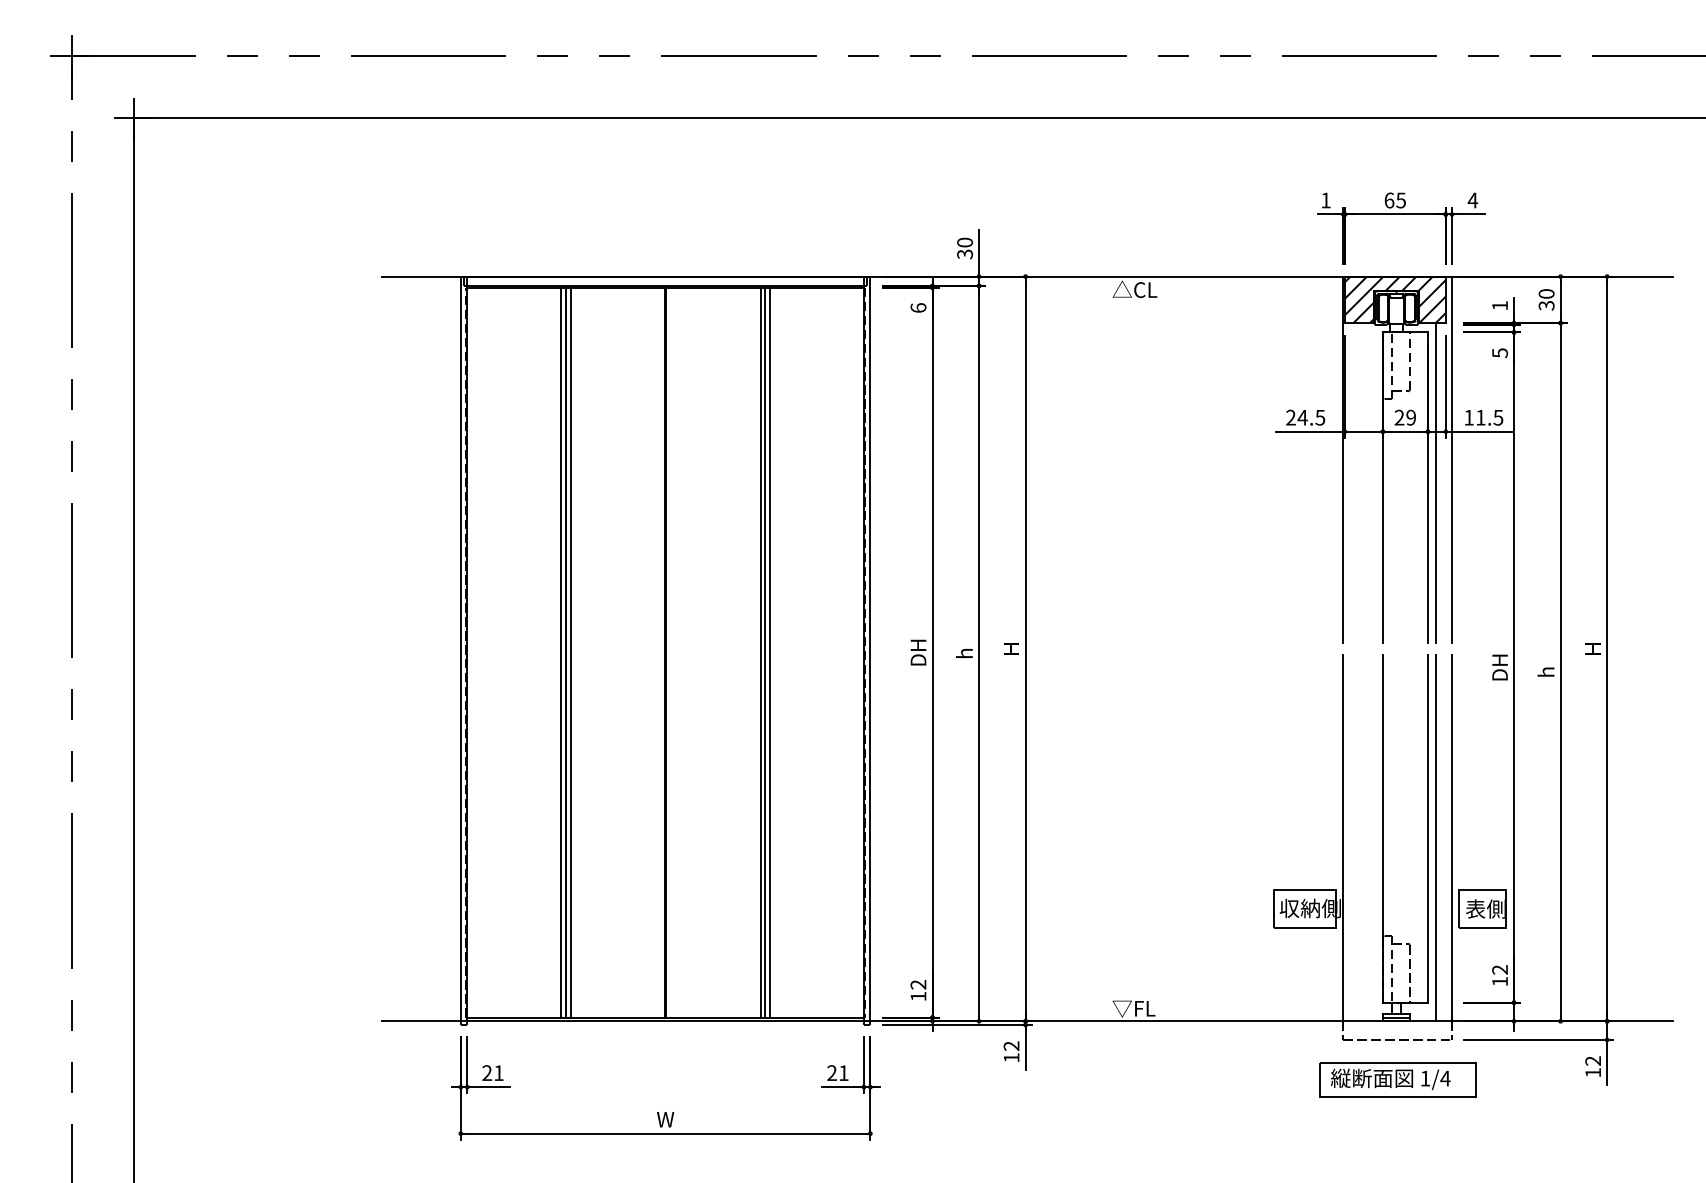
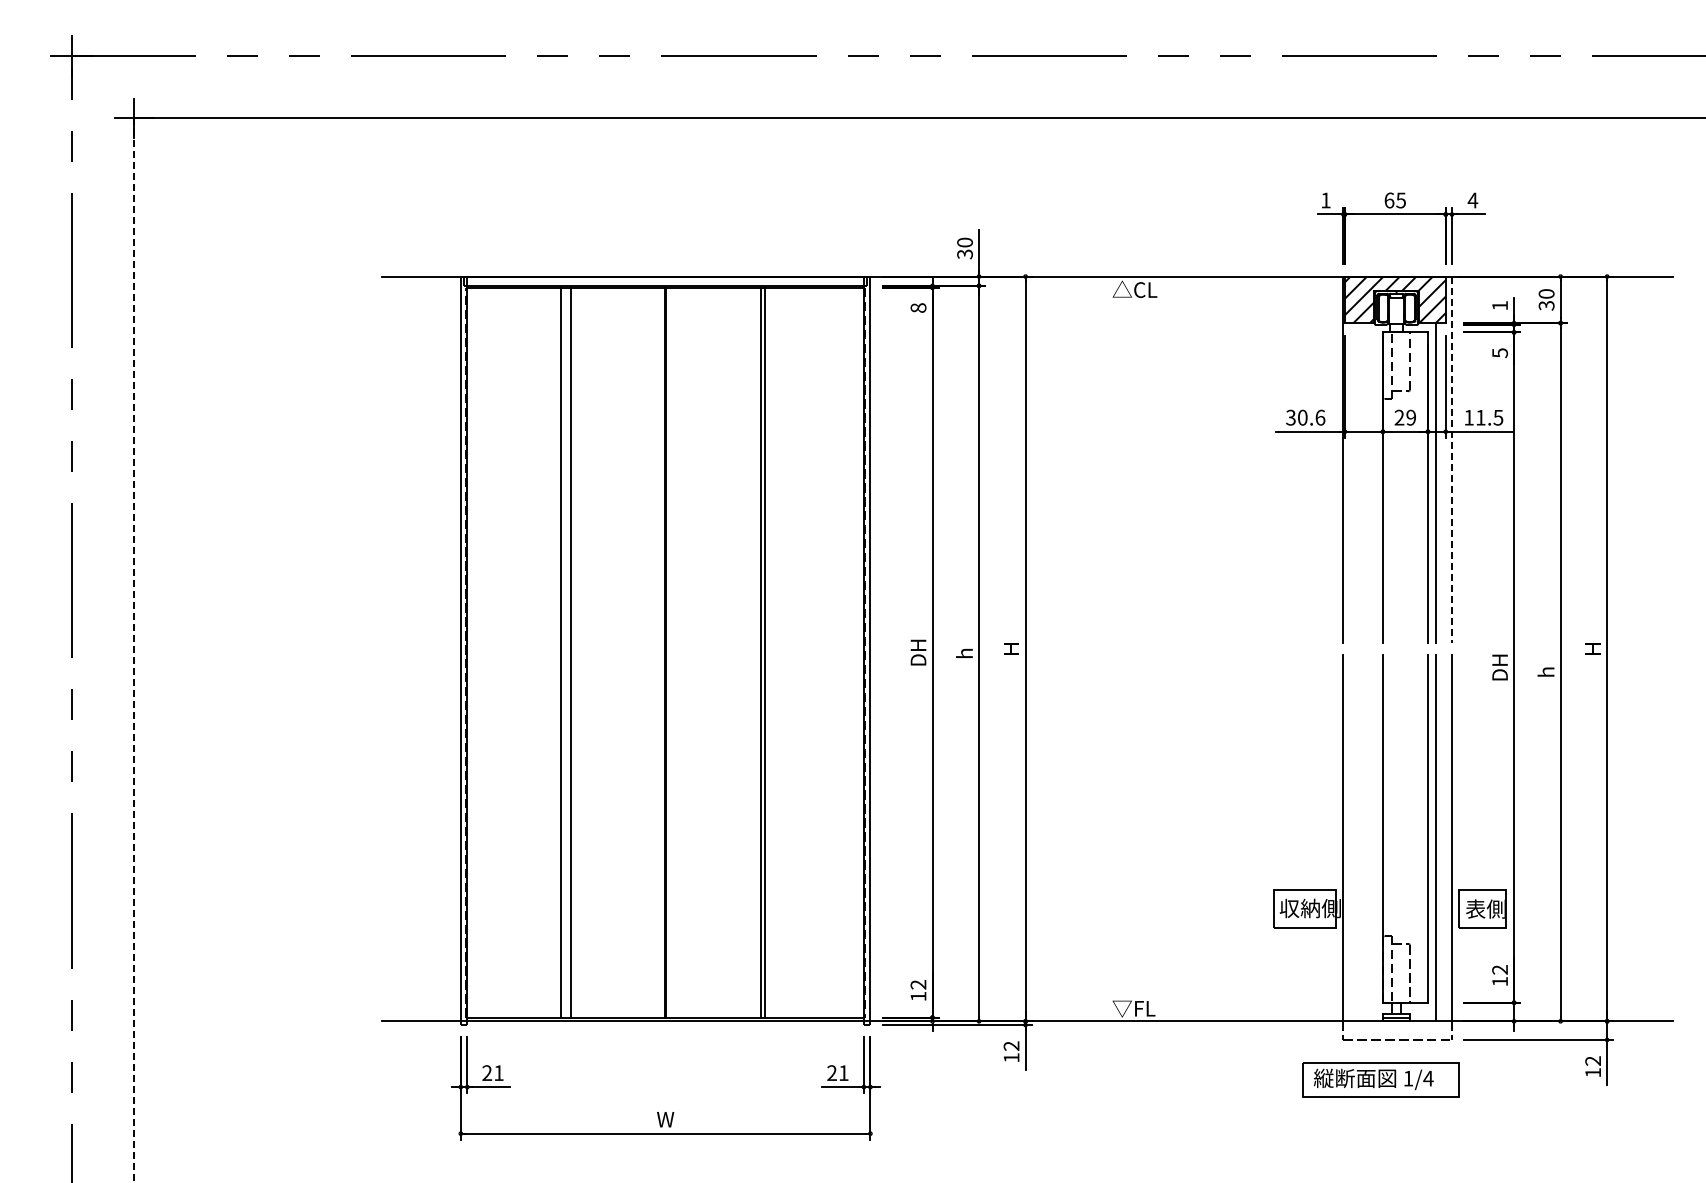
text: 6 -> 8 (918, 307)
text: 24.5 -> 30.6 (1305, 417)
line: solid -> dashed (1452, 460)
line: solid -> dashed (133, 651)
line: present -> none (565, 652)
line: present -> none (770, 652)
part position: (1397, 1079) -> (1380, 1079) (1380, 1079)
